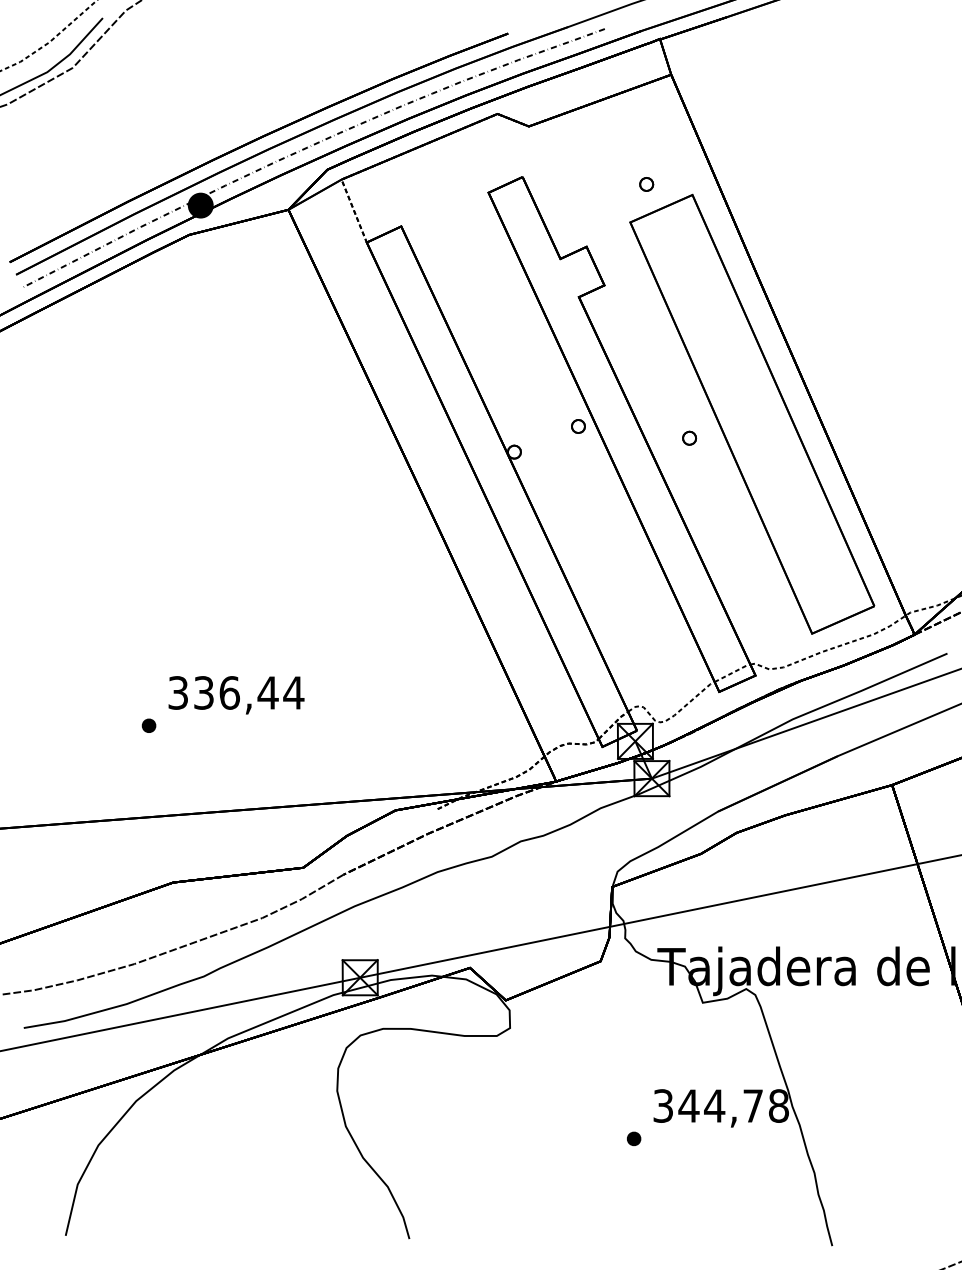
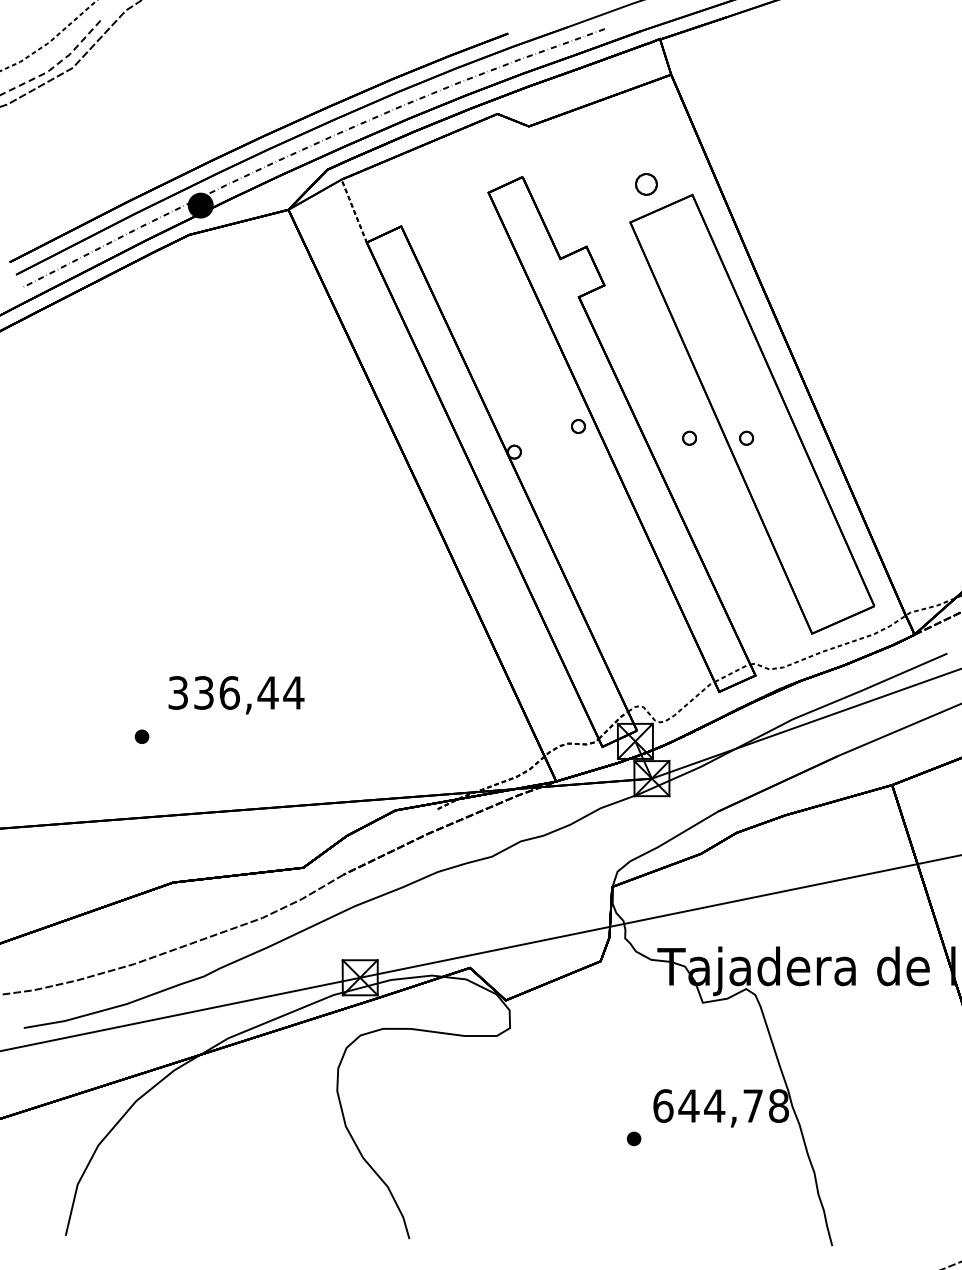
line: solid -> dashed (57, 64)
part size: 16x15 px -> 23x23 px (646, 184)
part: none -> present (746, 437)
part position: (148, 725) -> (141, 736) (141, 736)
text: 344,78 -> 644,78 (663, 1105)
